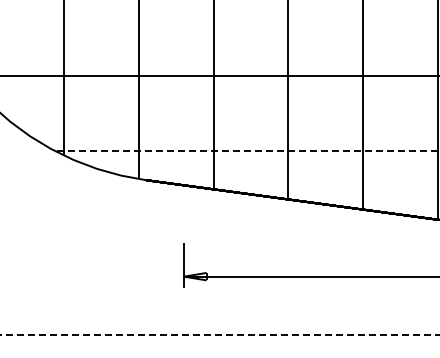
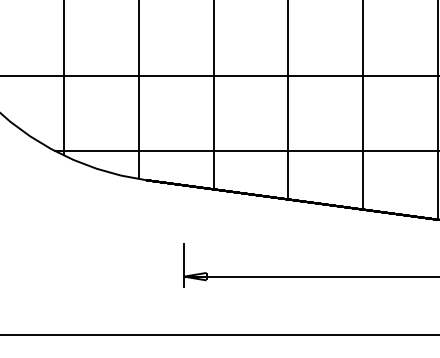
line: dashed -> solid (246, 150)
line: dashed -> solid (220, 334)
